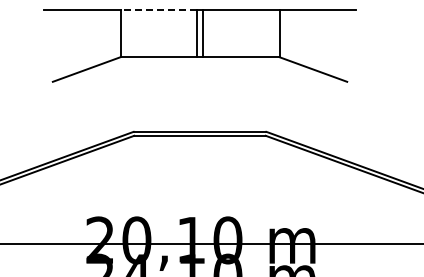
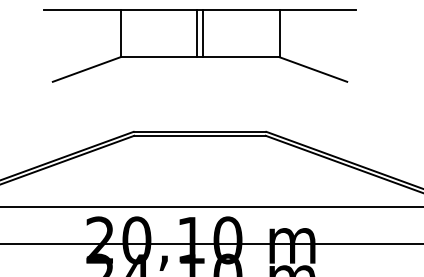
line: dashed -> solid (158, 9)
line: none -> present (211, 207)
